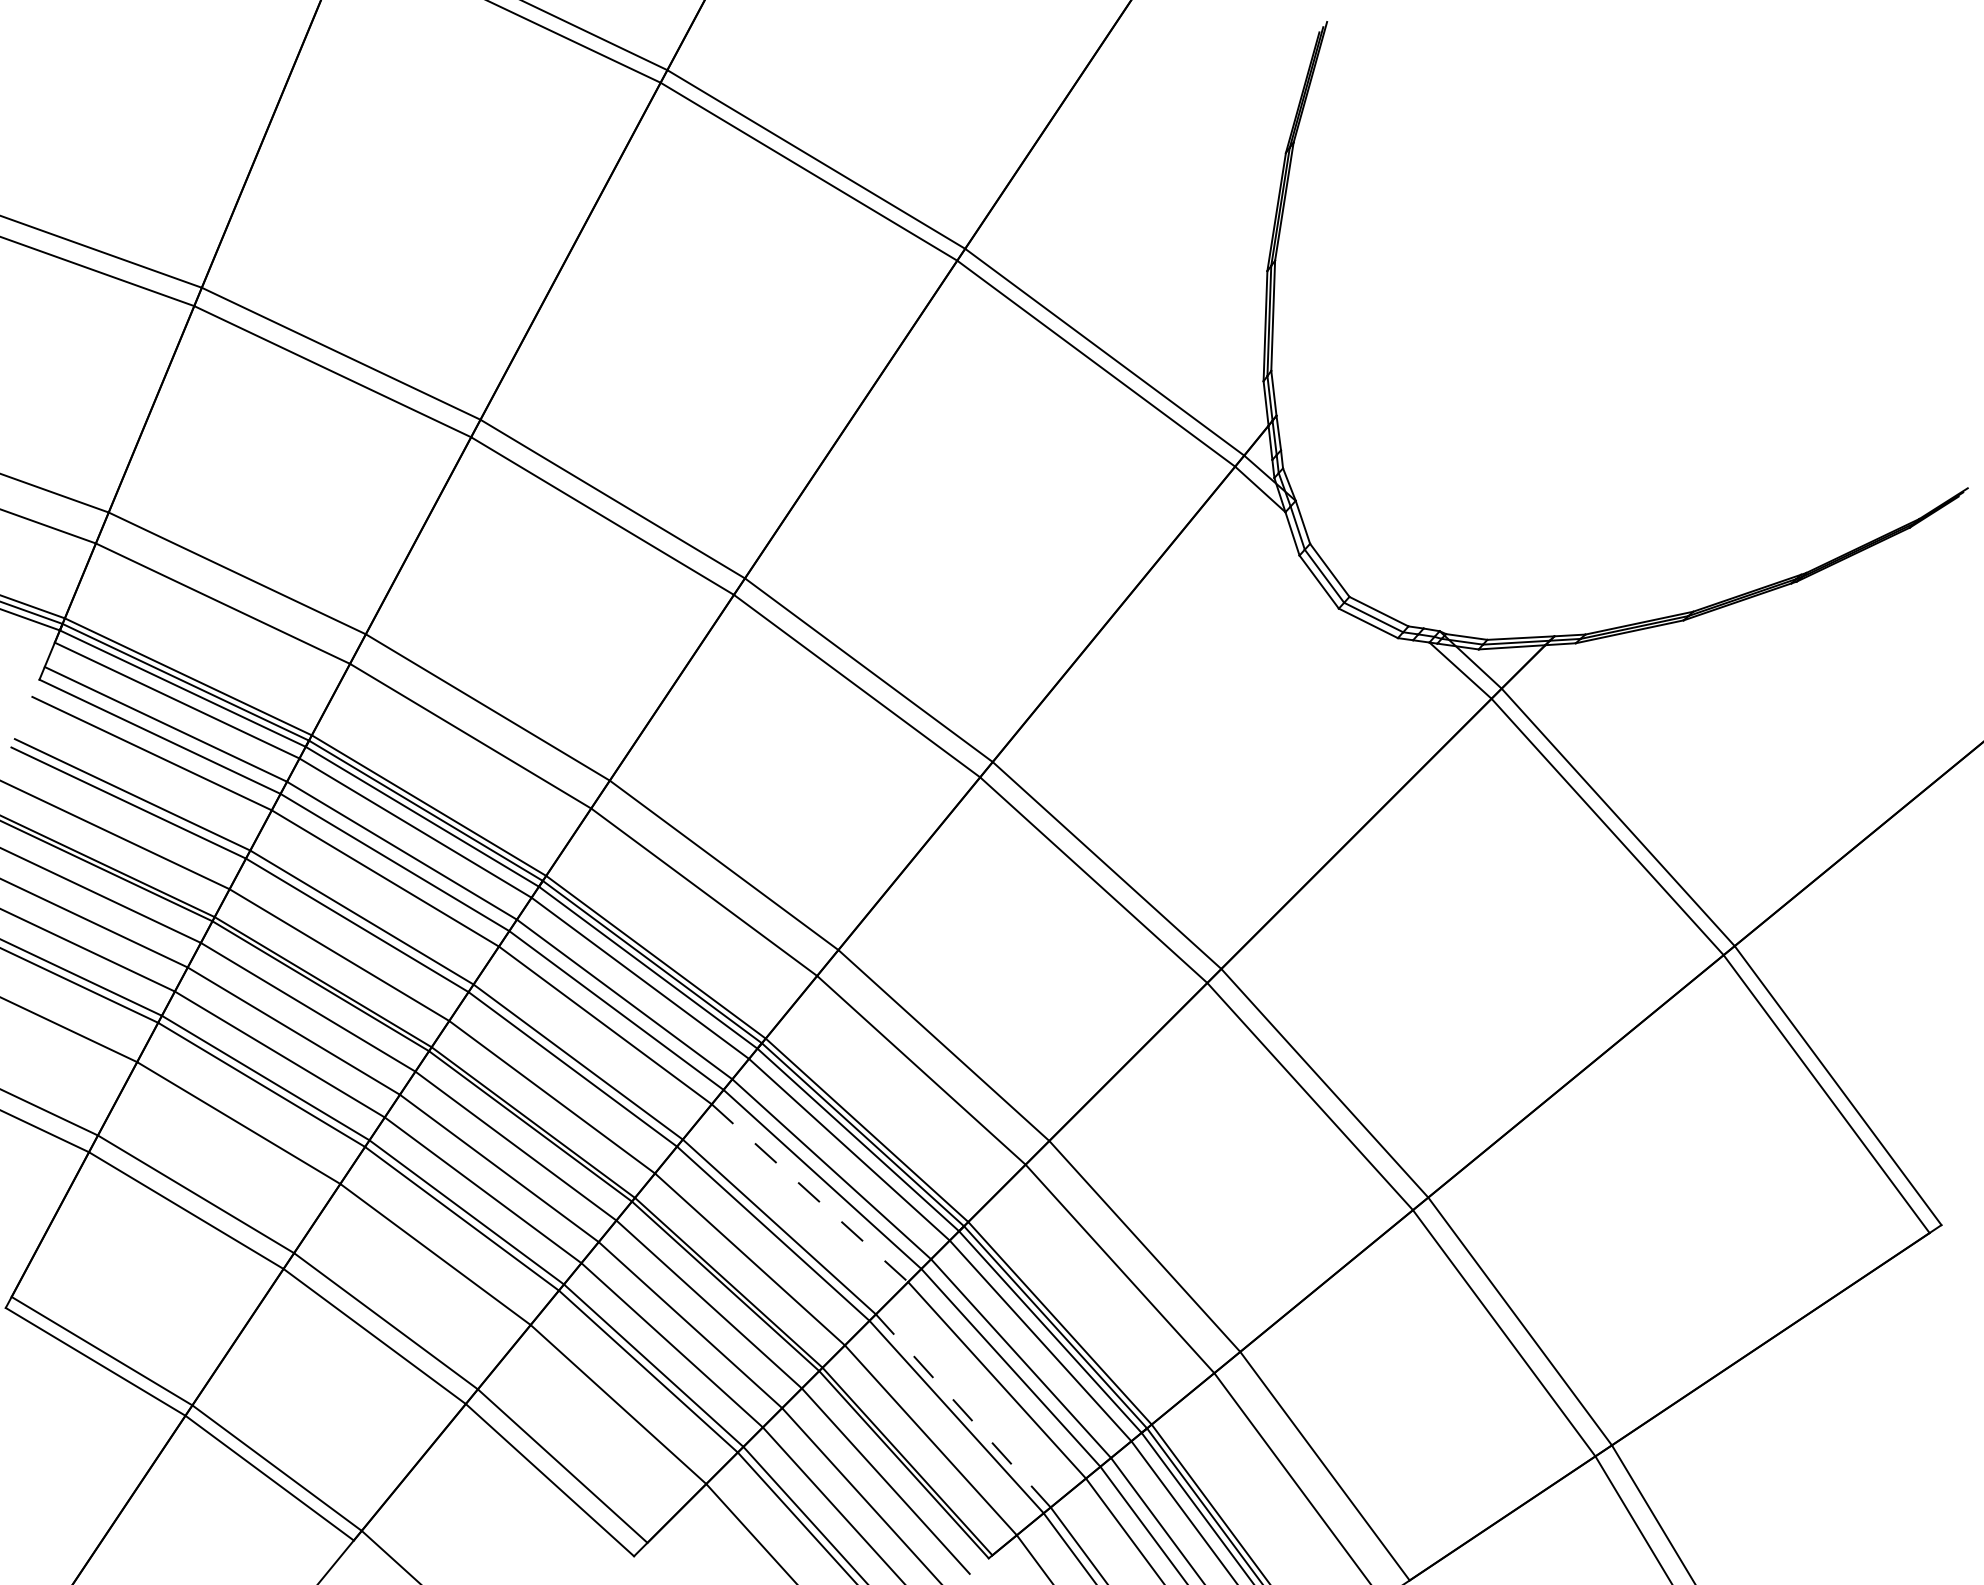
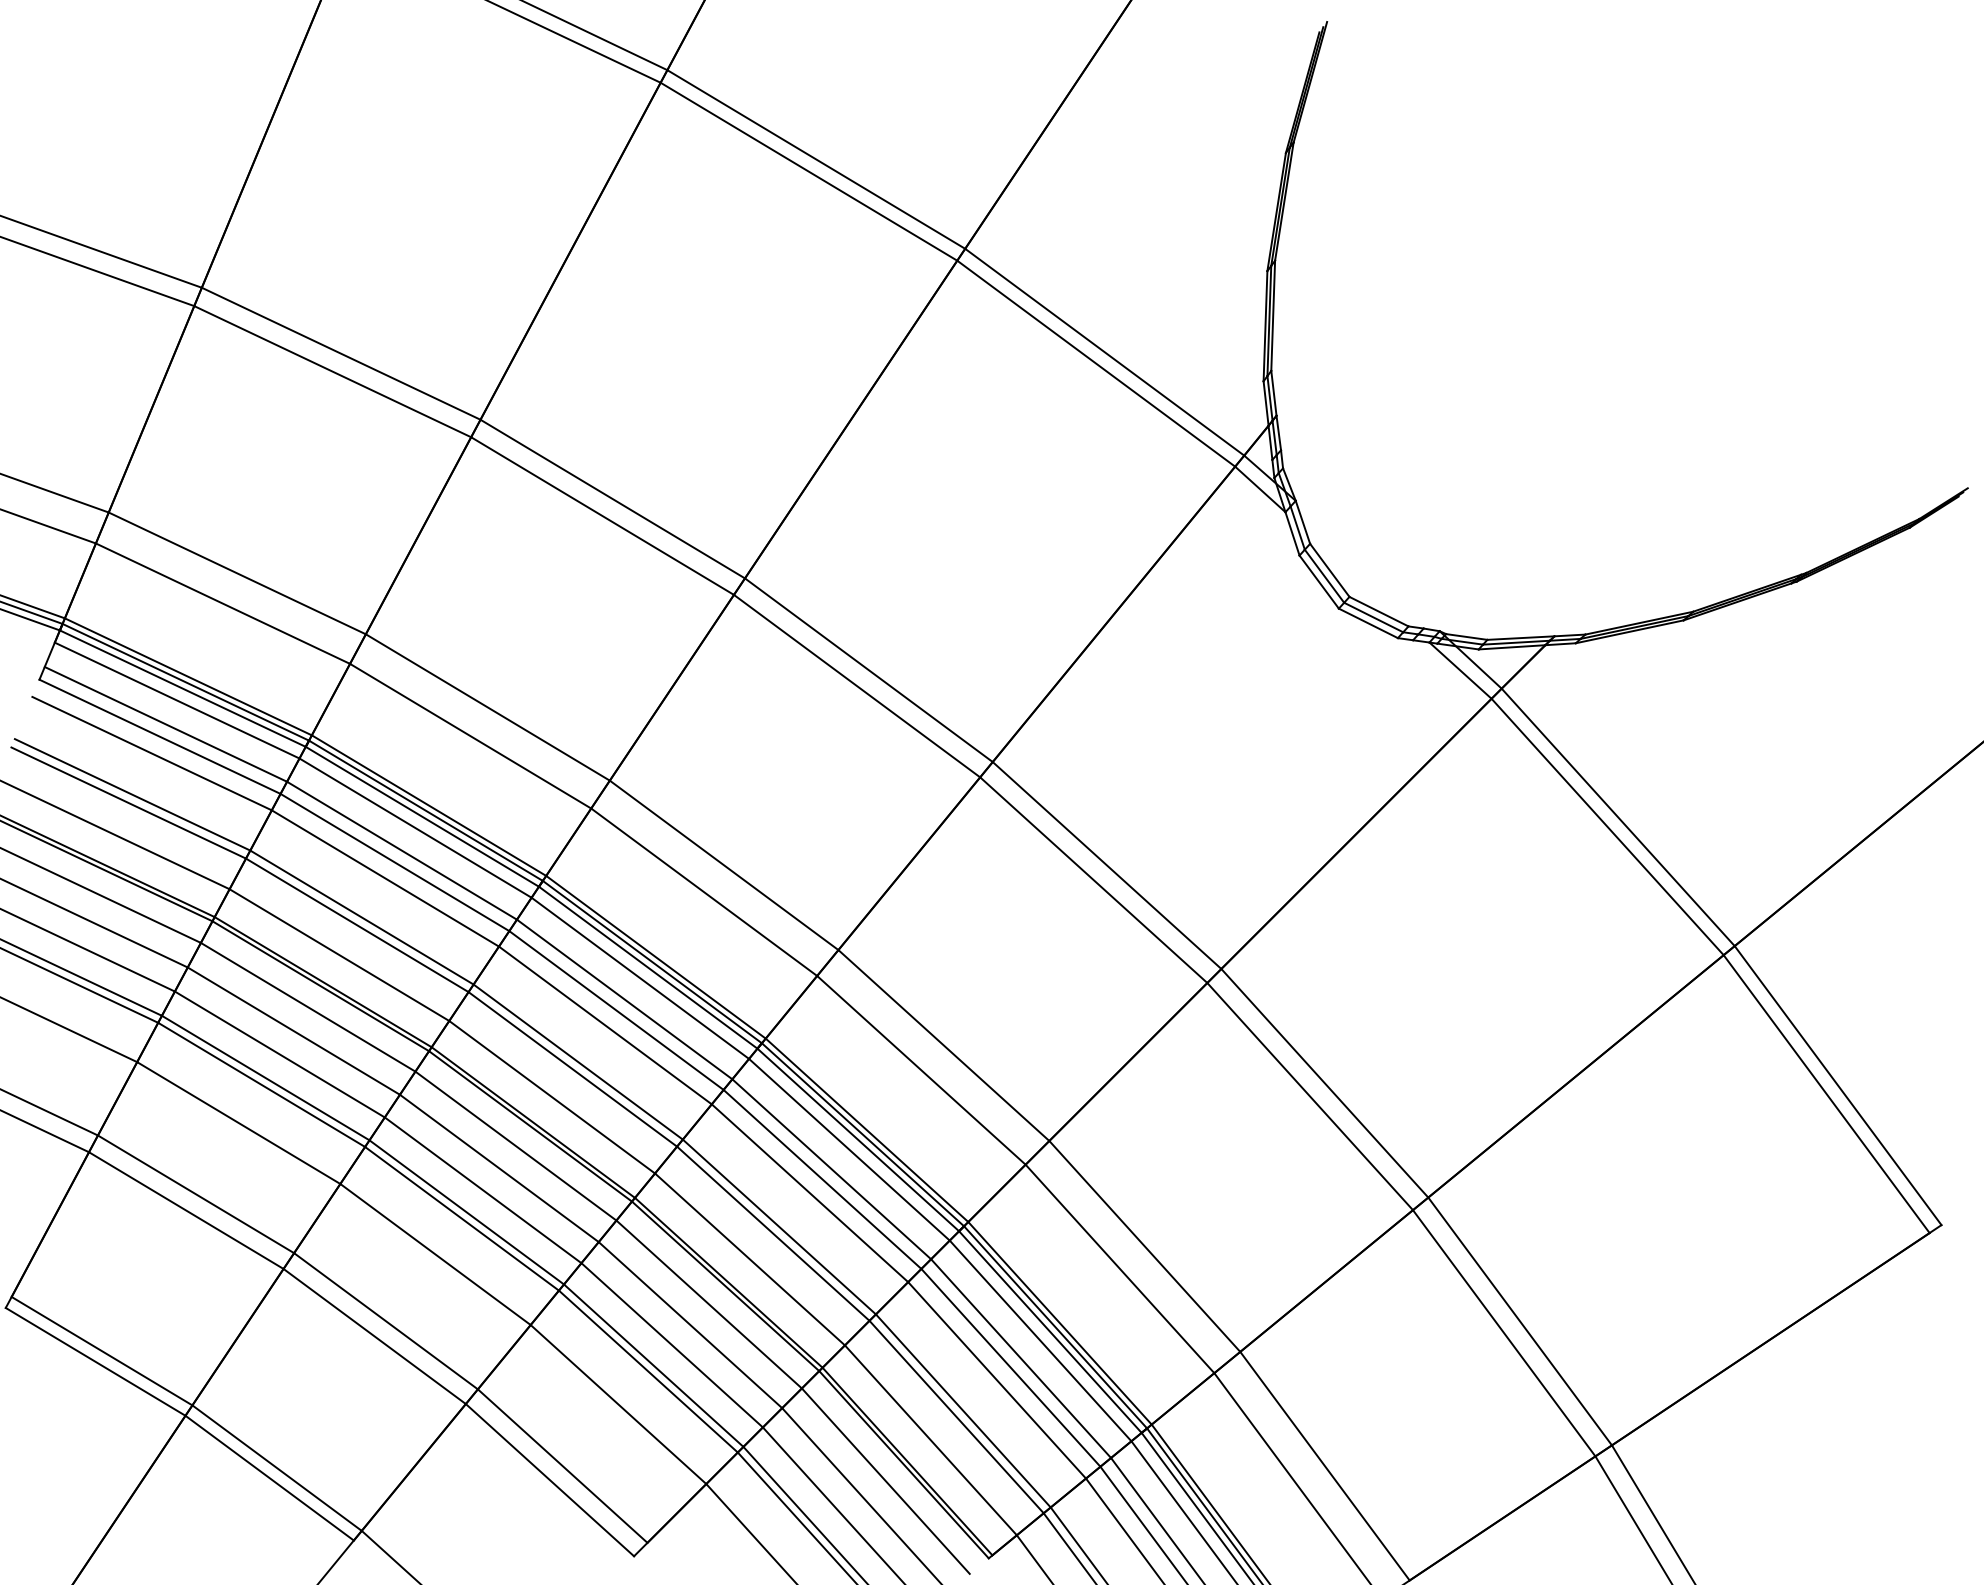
line: dashed -> solid (810, 1193)
line: dashed -> solid (963, 1410)
